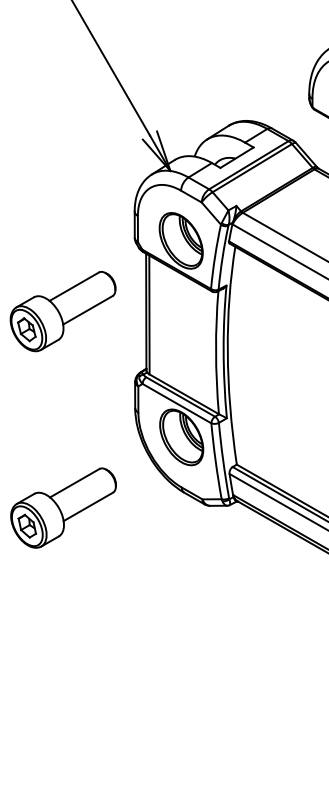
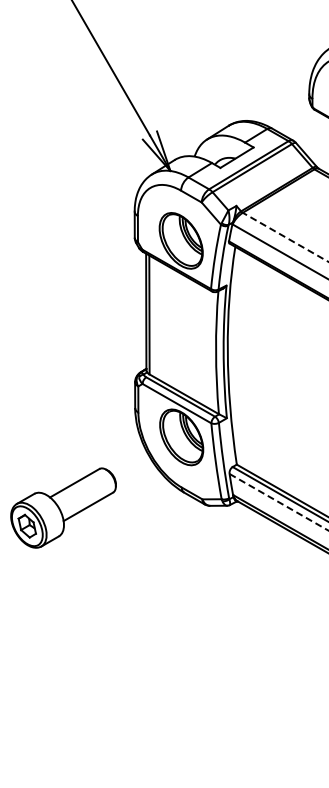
line: solid -> dashed (285, 237)
part: present -> none (62, 311)
line: solid -> dashed (279, 502)
